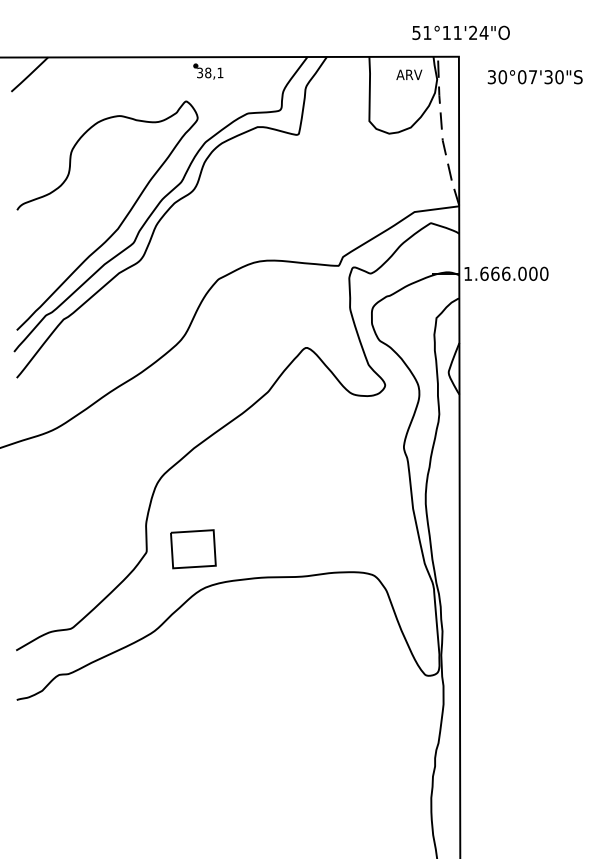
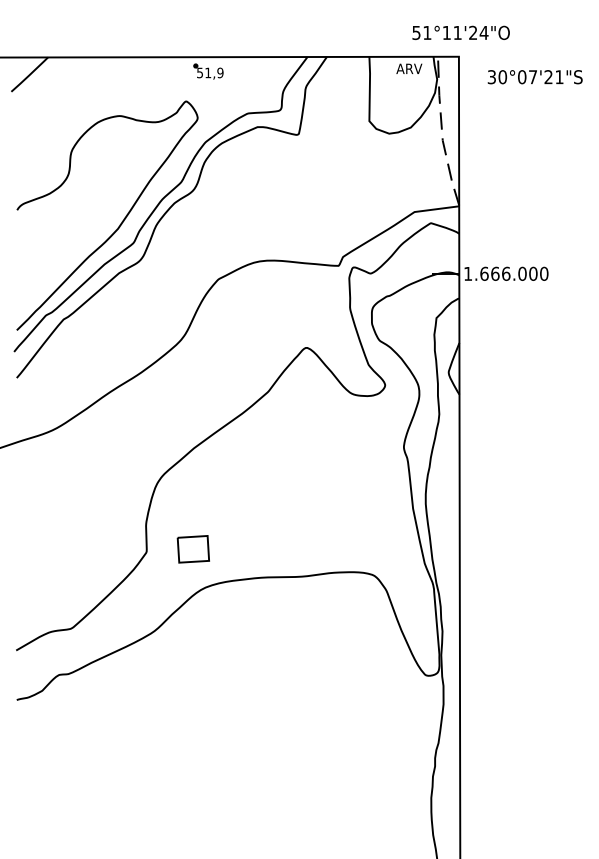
text: 38,1 -> 51,9 (210, 72)
text position: (409, 74) -> (409, 68) (409, 68)
text: 30°07'30"S -> 30°07'21"S (553, 77)
part size: 47x41 px -> 34x29 px (192, 549)
